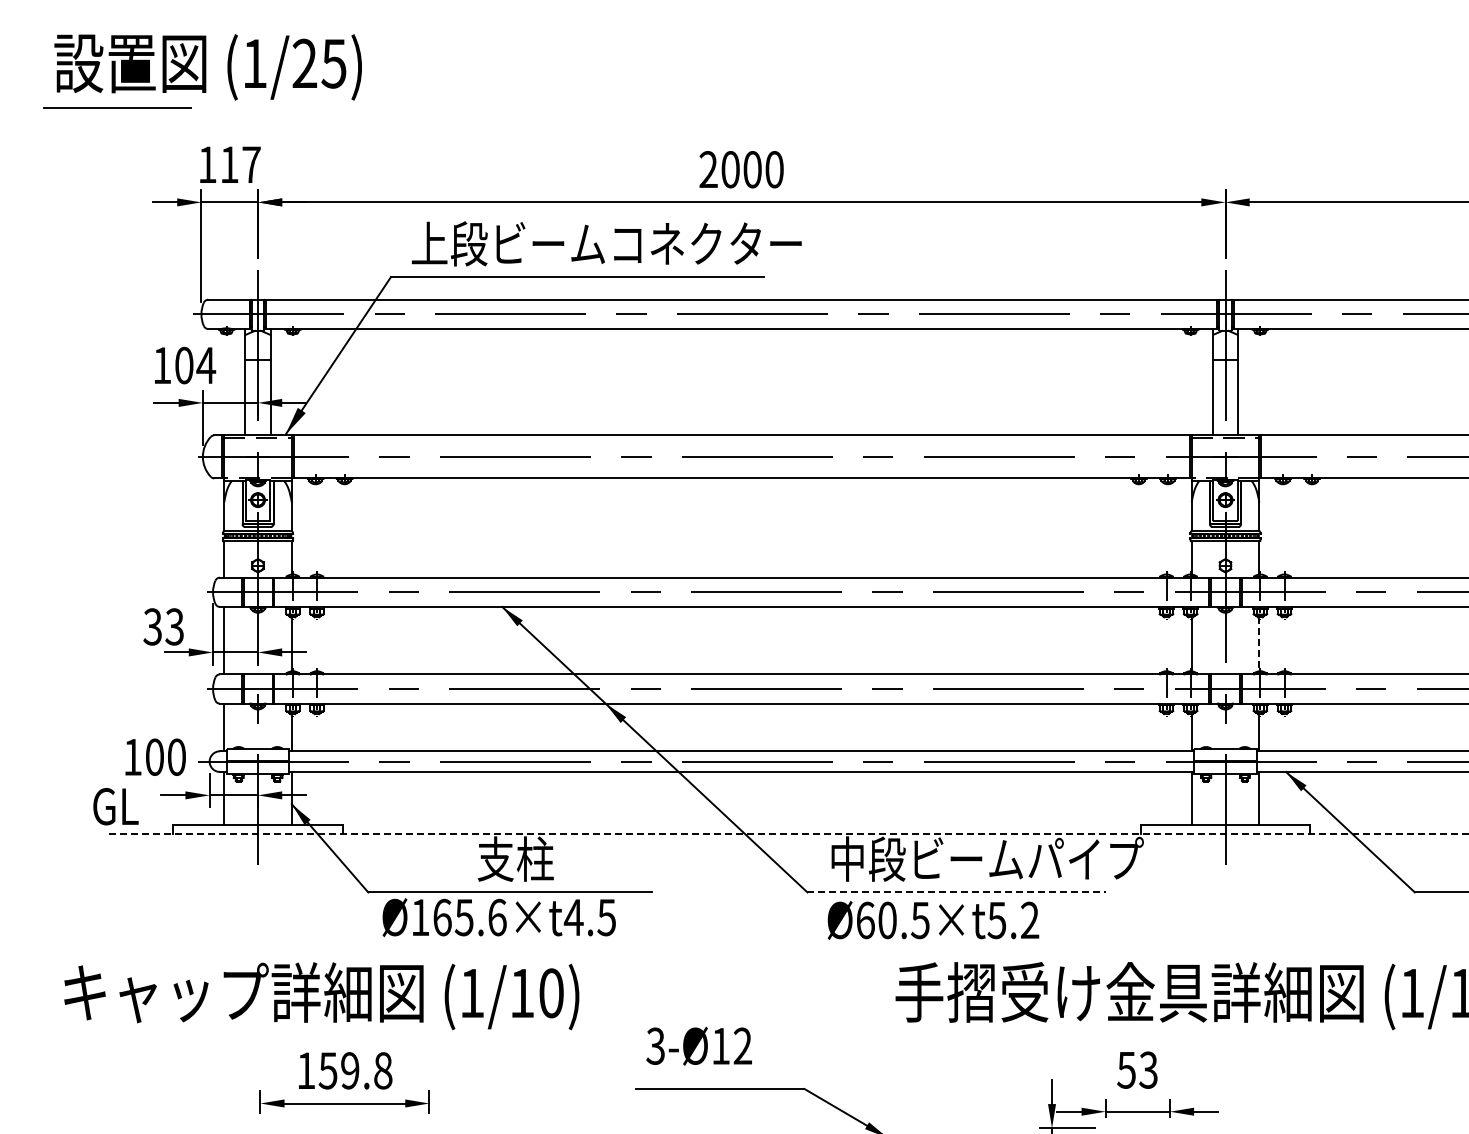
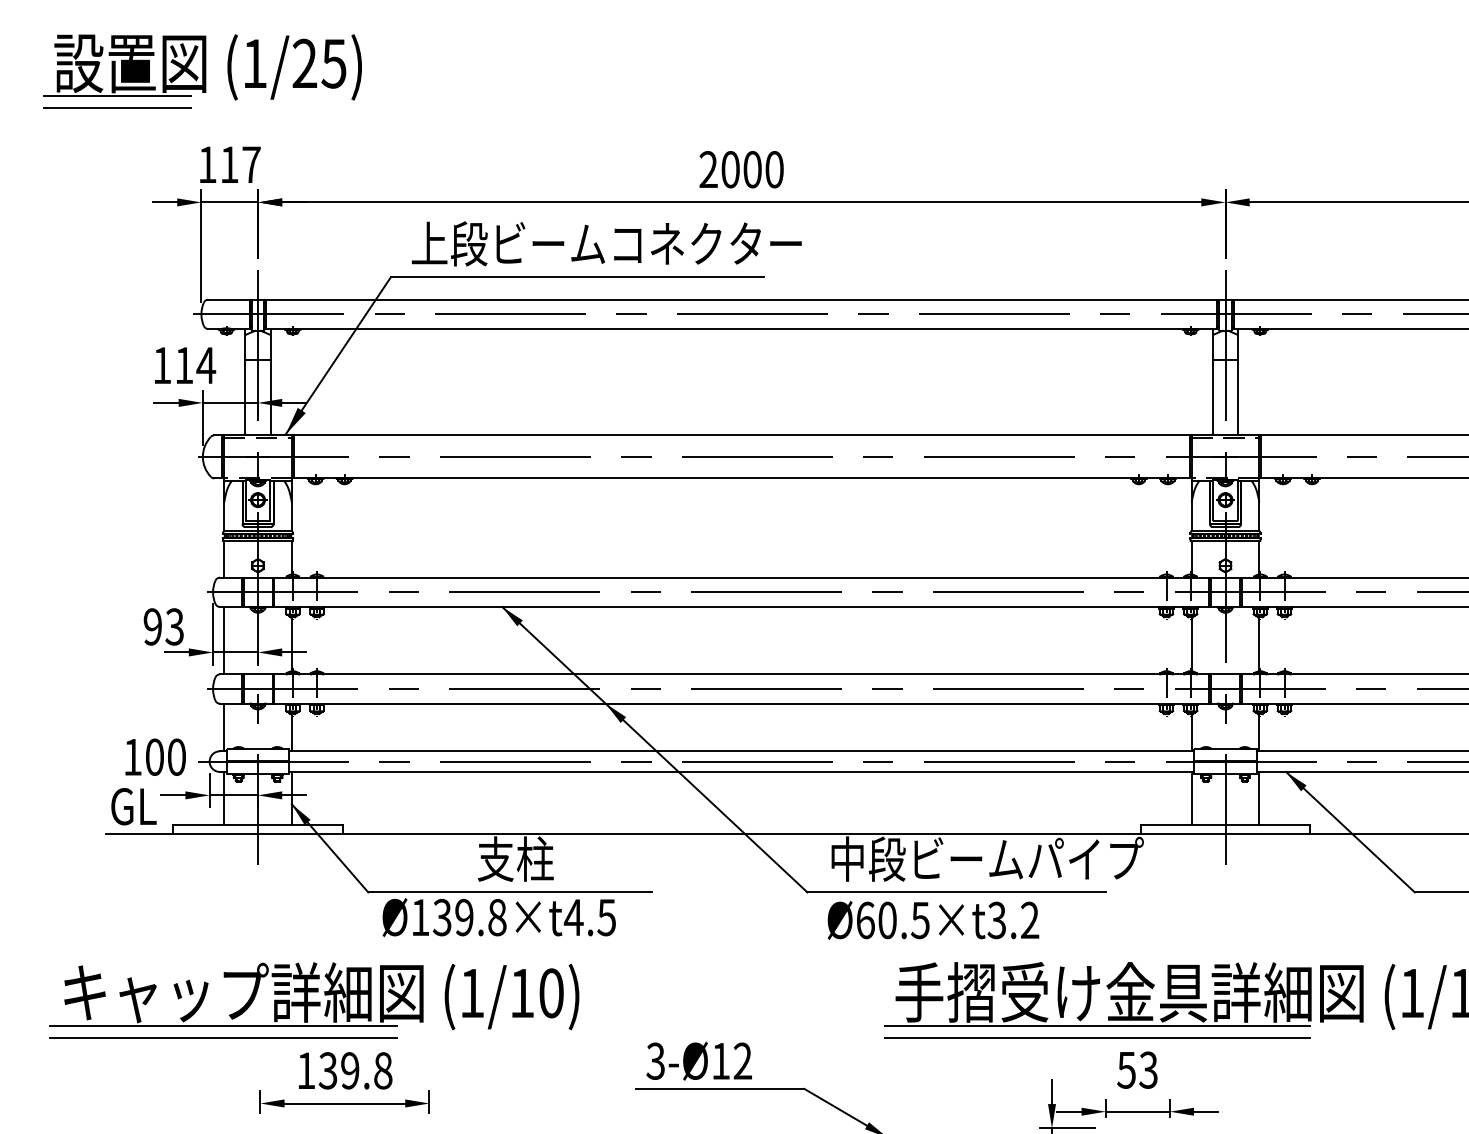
line: none -> present (117, 96)
text: 104 -> 114 (184, 365)
text: 33 -> 93 (152, 626)
line: dashed -> solid (1259, 644)
text position: (115, 806) -> (133, 806) (133, 806)
line: dashed -> solid (786, 834)
line: dashed -> solid (957, 892)
text: Ø165.6×t4.5 -> Ø139.8×t4.5 (469, 917)
text: Ø60.5×t5.2 -> Ø60.5×t3.2 (996, 919)
line: none -> present (223, 1025)
line: none -> present (1096, 1025)
line: none -> present (223, 1037)
line: none -> present (1097, 1037)
text position: (698, 1045) -> (698, 1060) (698, 1060)
text: 159.8 -> 139.8 (328, 1070)
